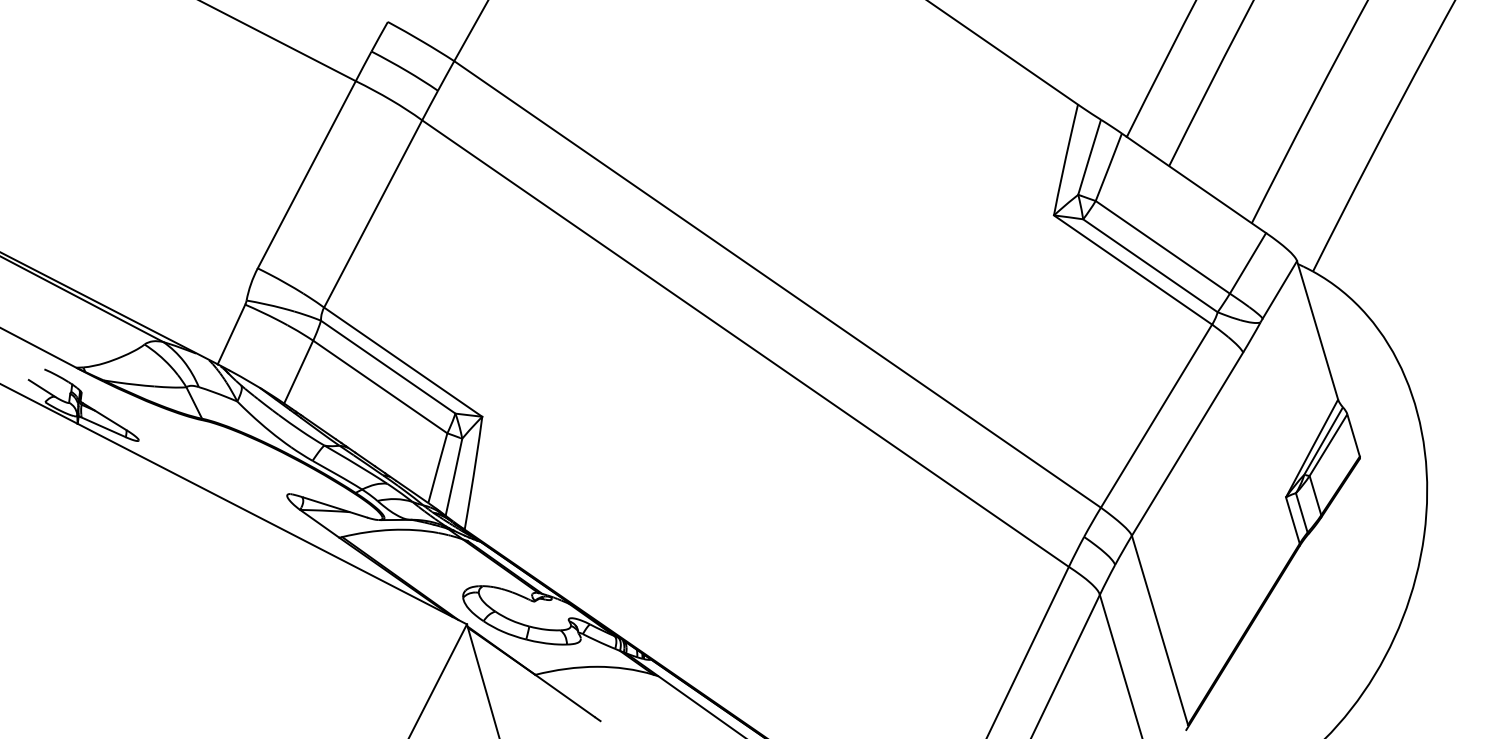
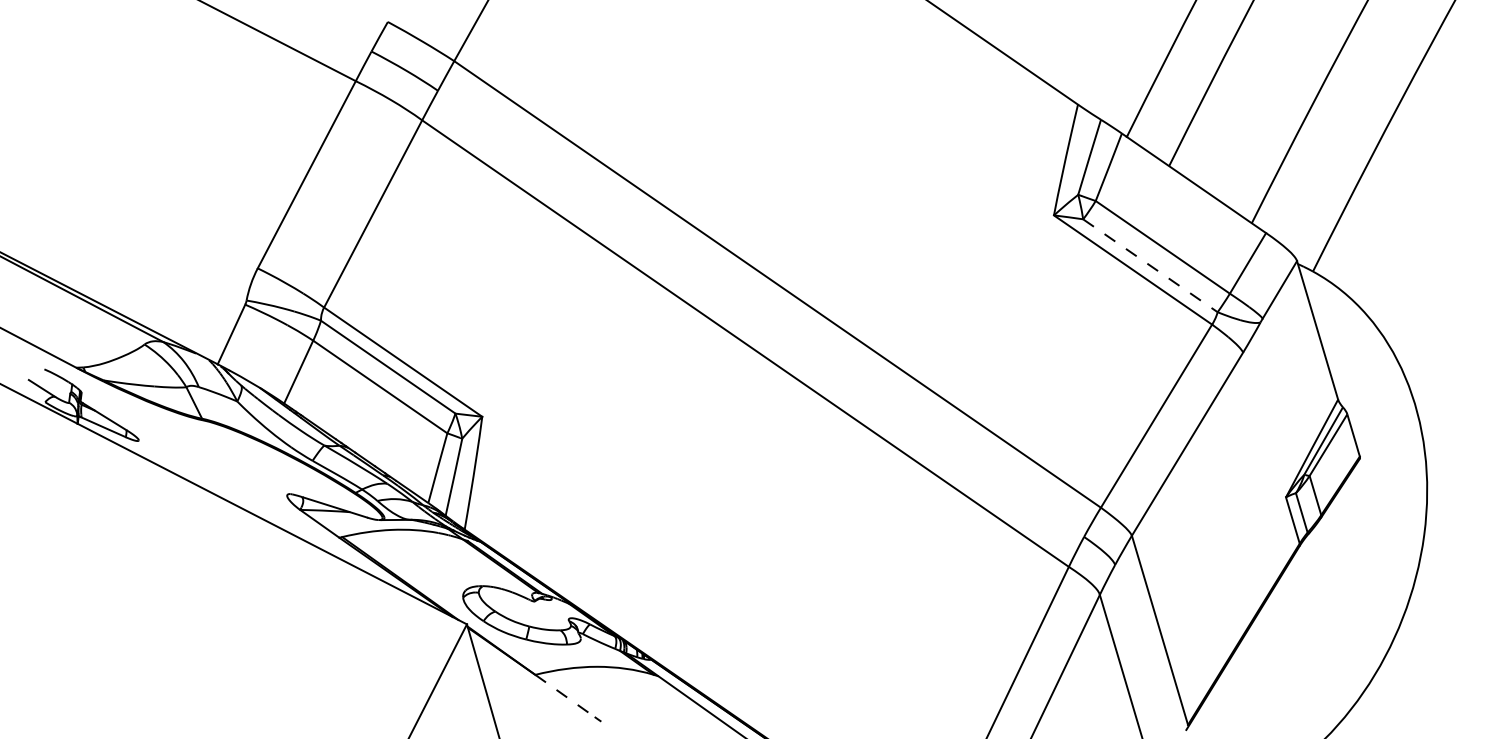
line: solid -> dashed (1150, 265)
line: solid -> dashed (565, 696)
